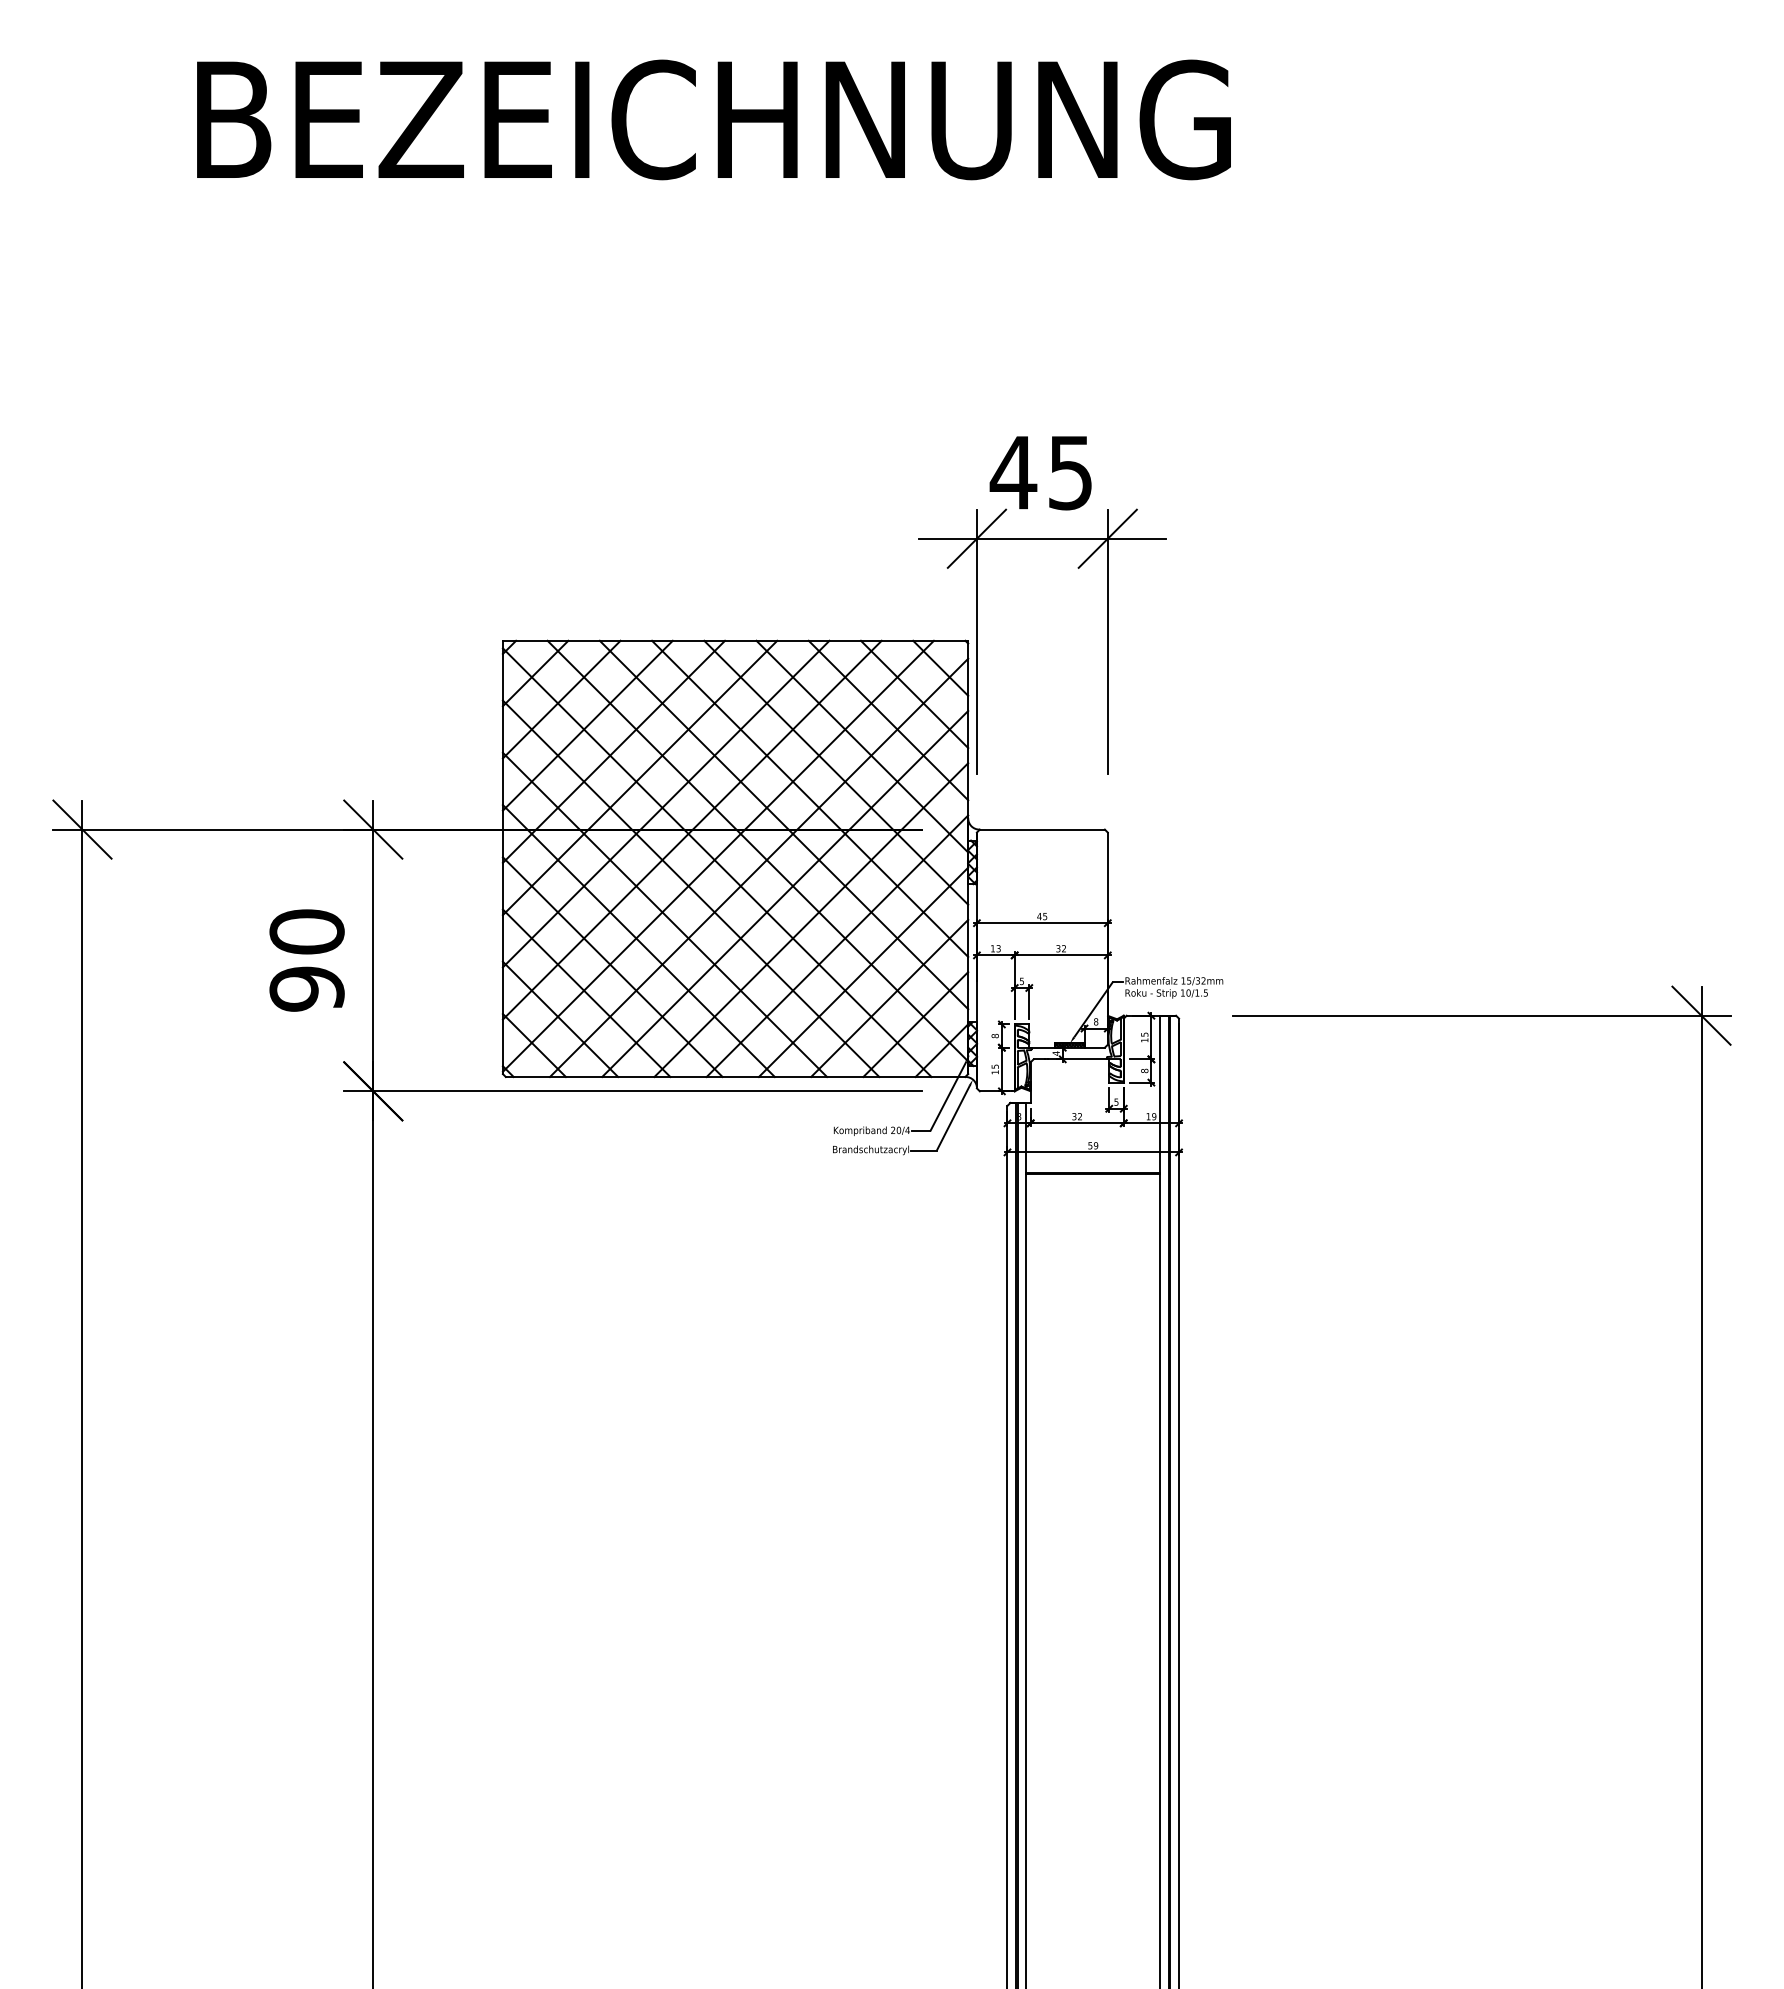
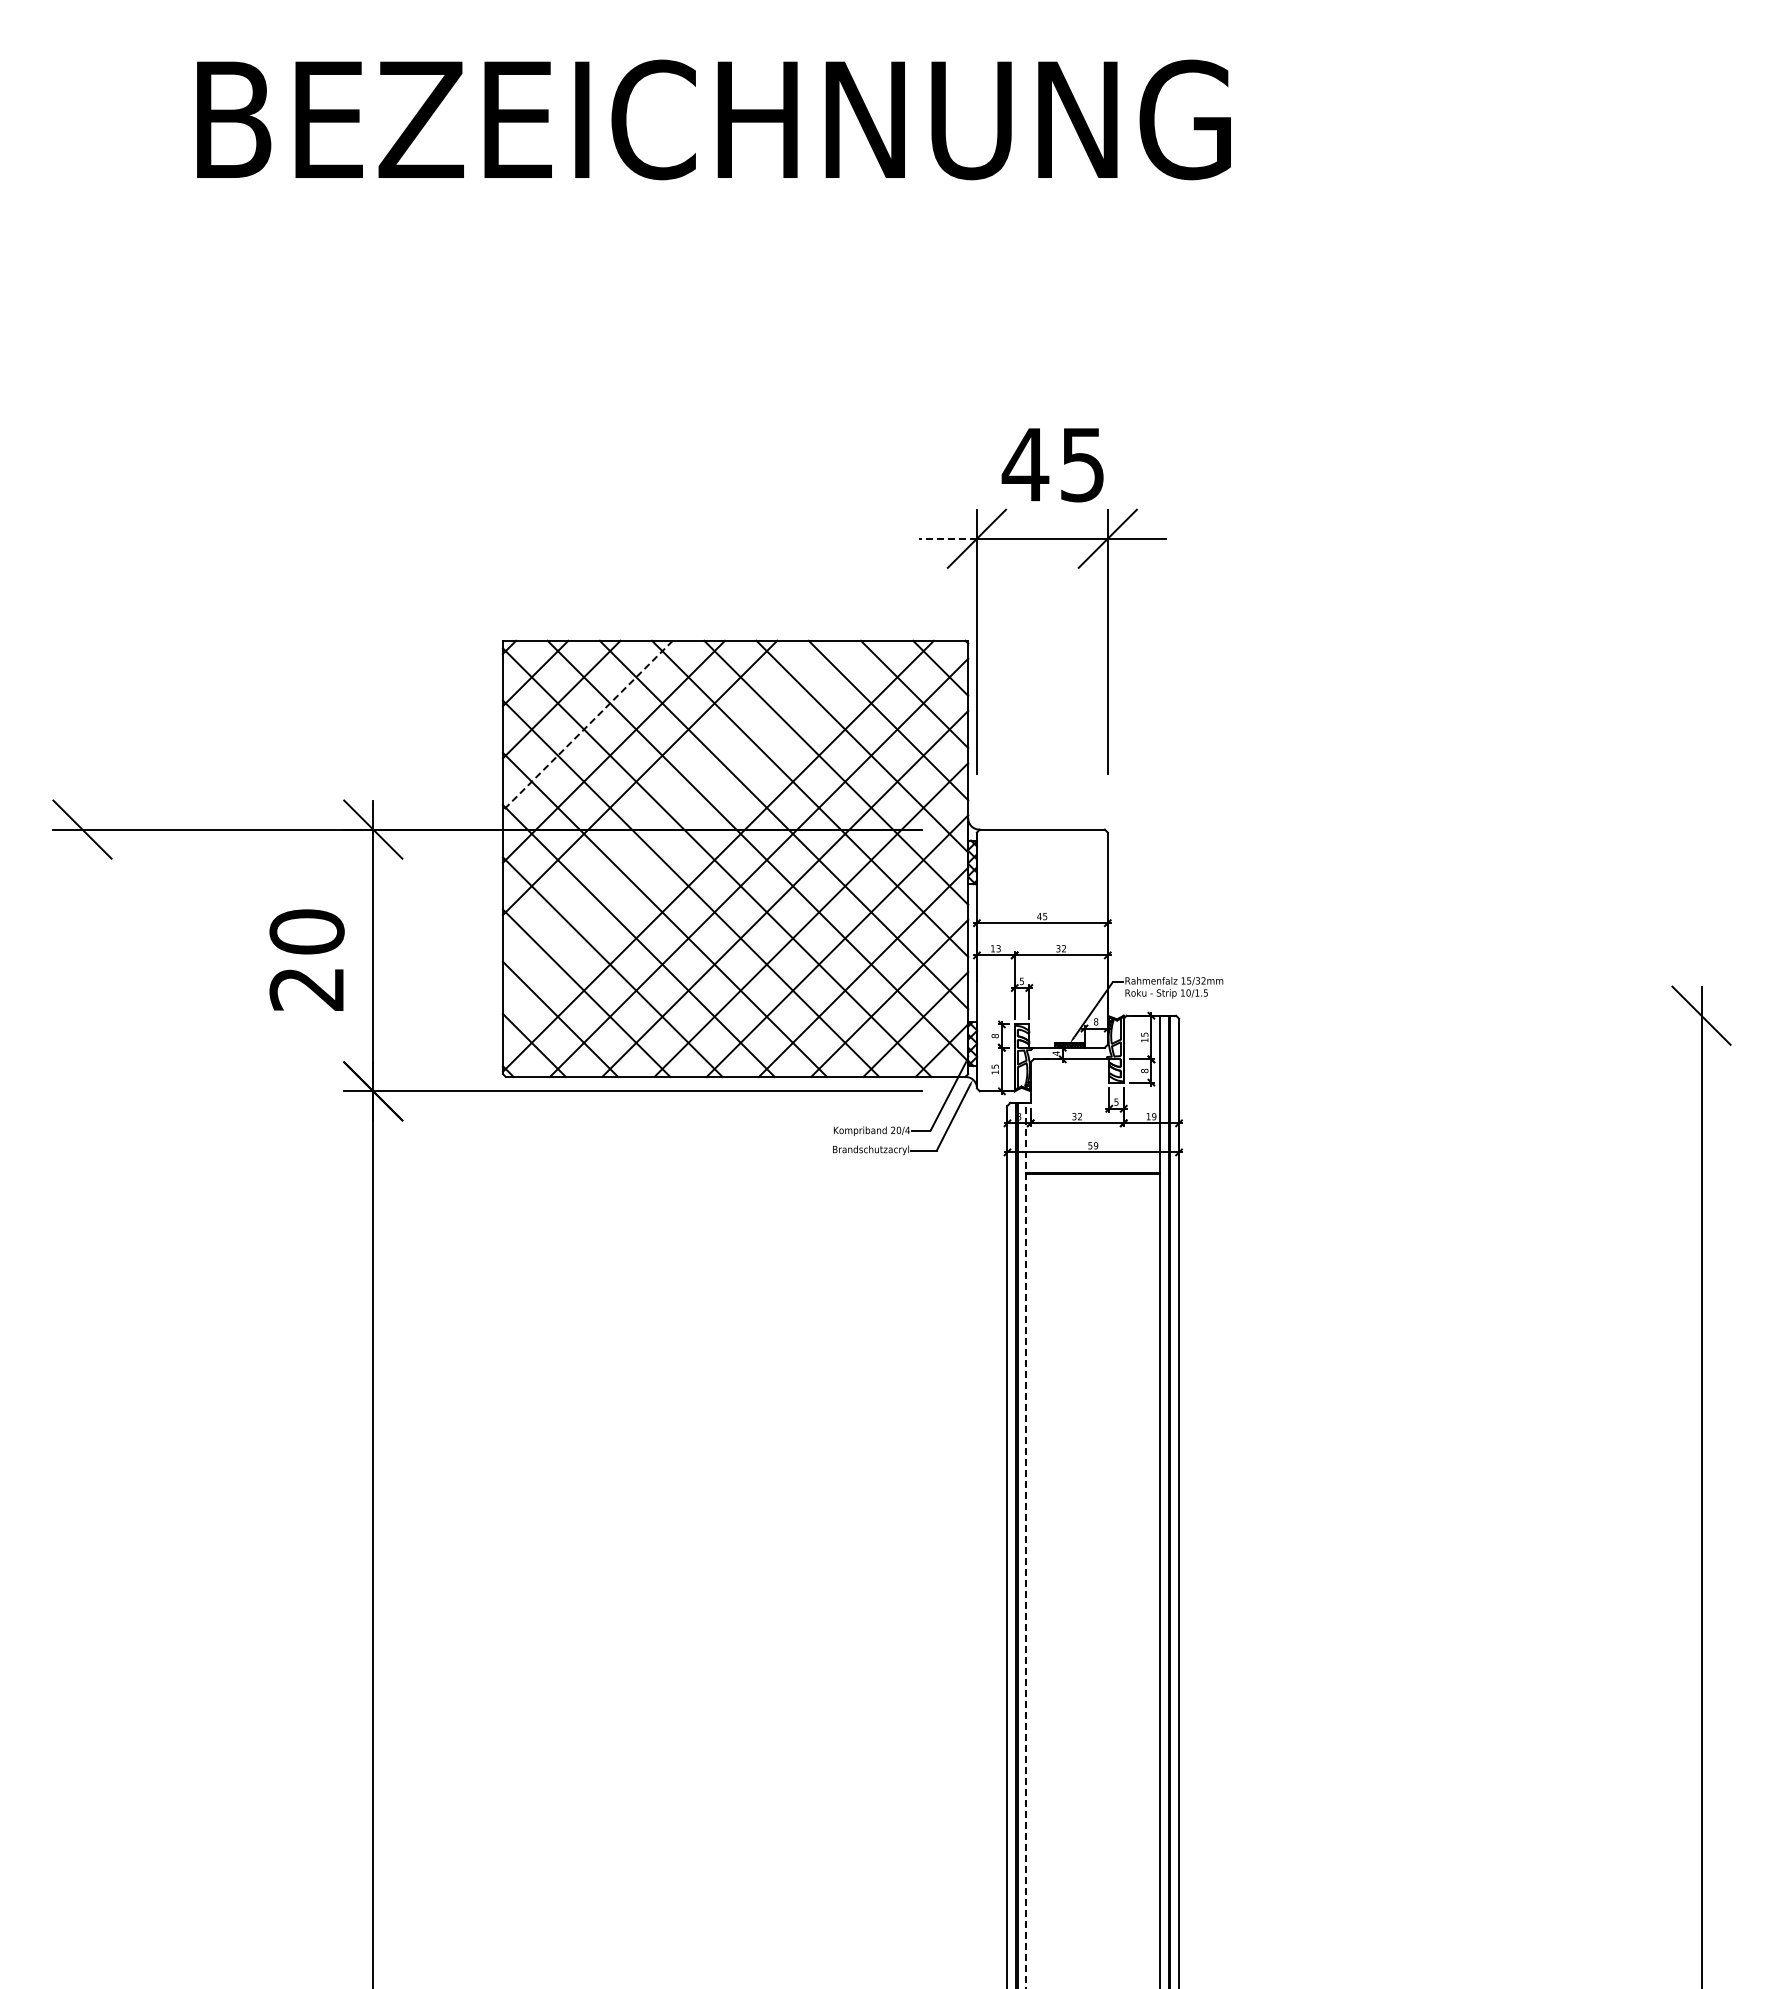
text position: (1040, 473) -> (1052, 465) (1052, 465)
line: solid -> dashed (947, 538)
line: solid -> dashed (587, 726)
line: present -> none (665, 803)
line: present -> none (691, 829)
text: 90 -> 20 (306, 988)
line: present -> none (1481, 1015)
line: present -> none (82, 1392)
line: solid -> dashed (1026, 1545)
